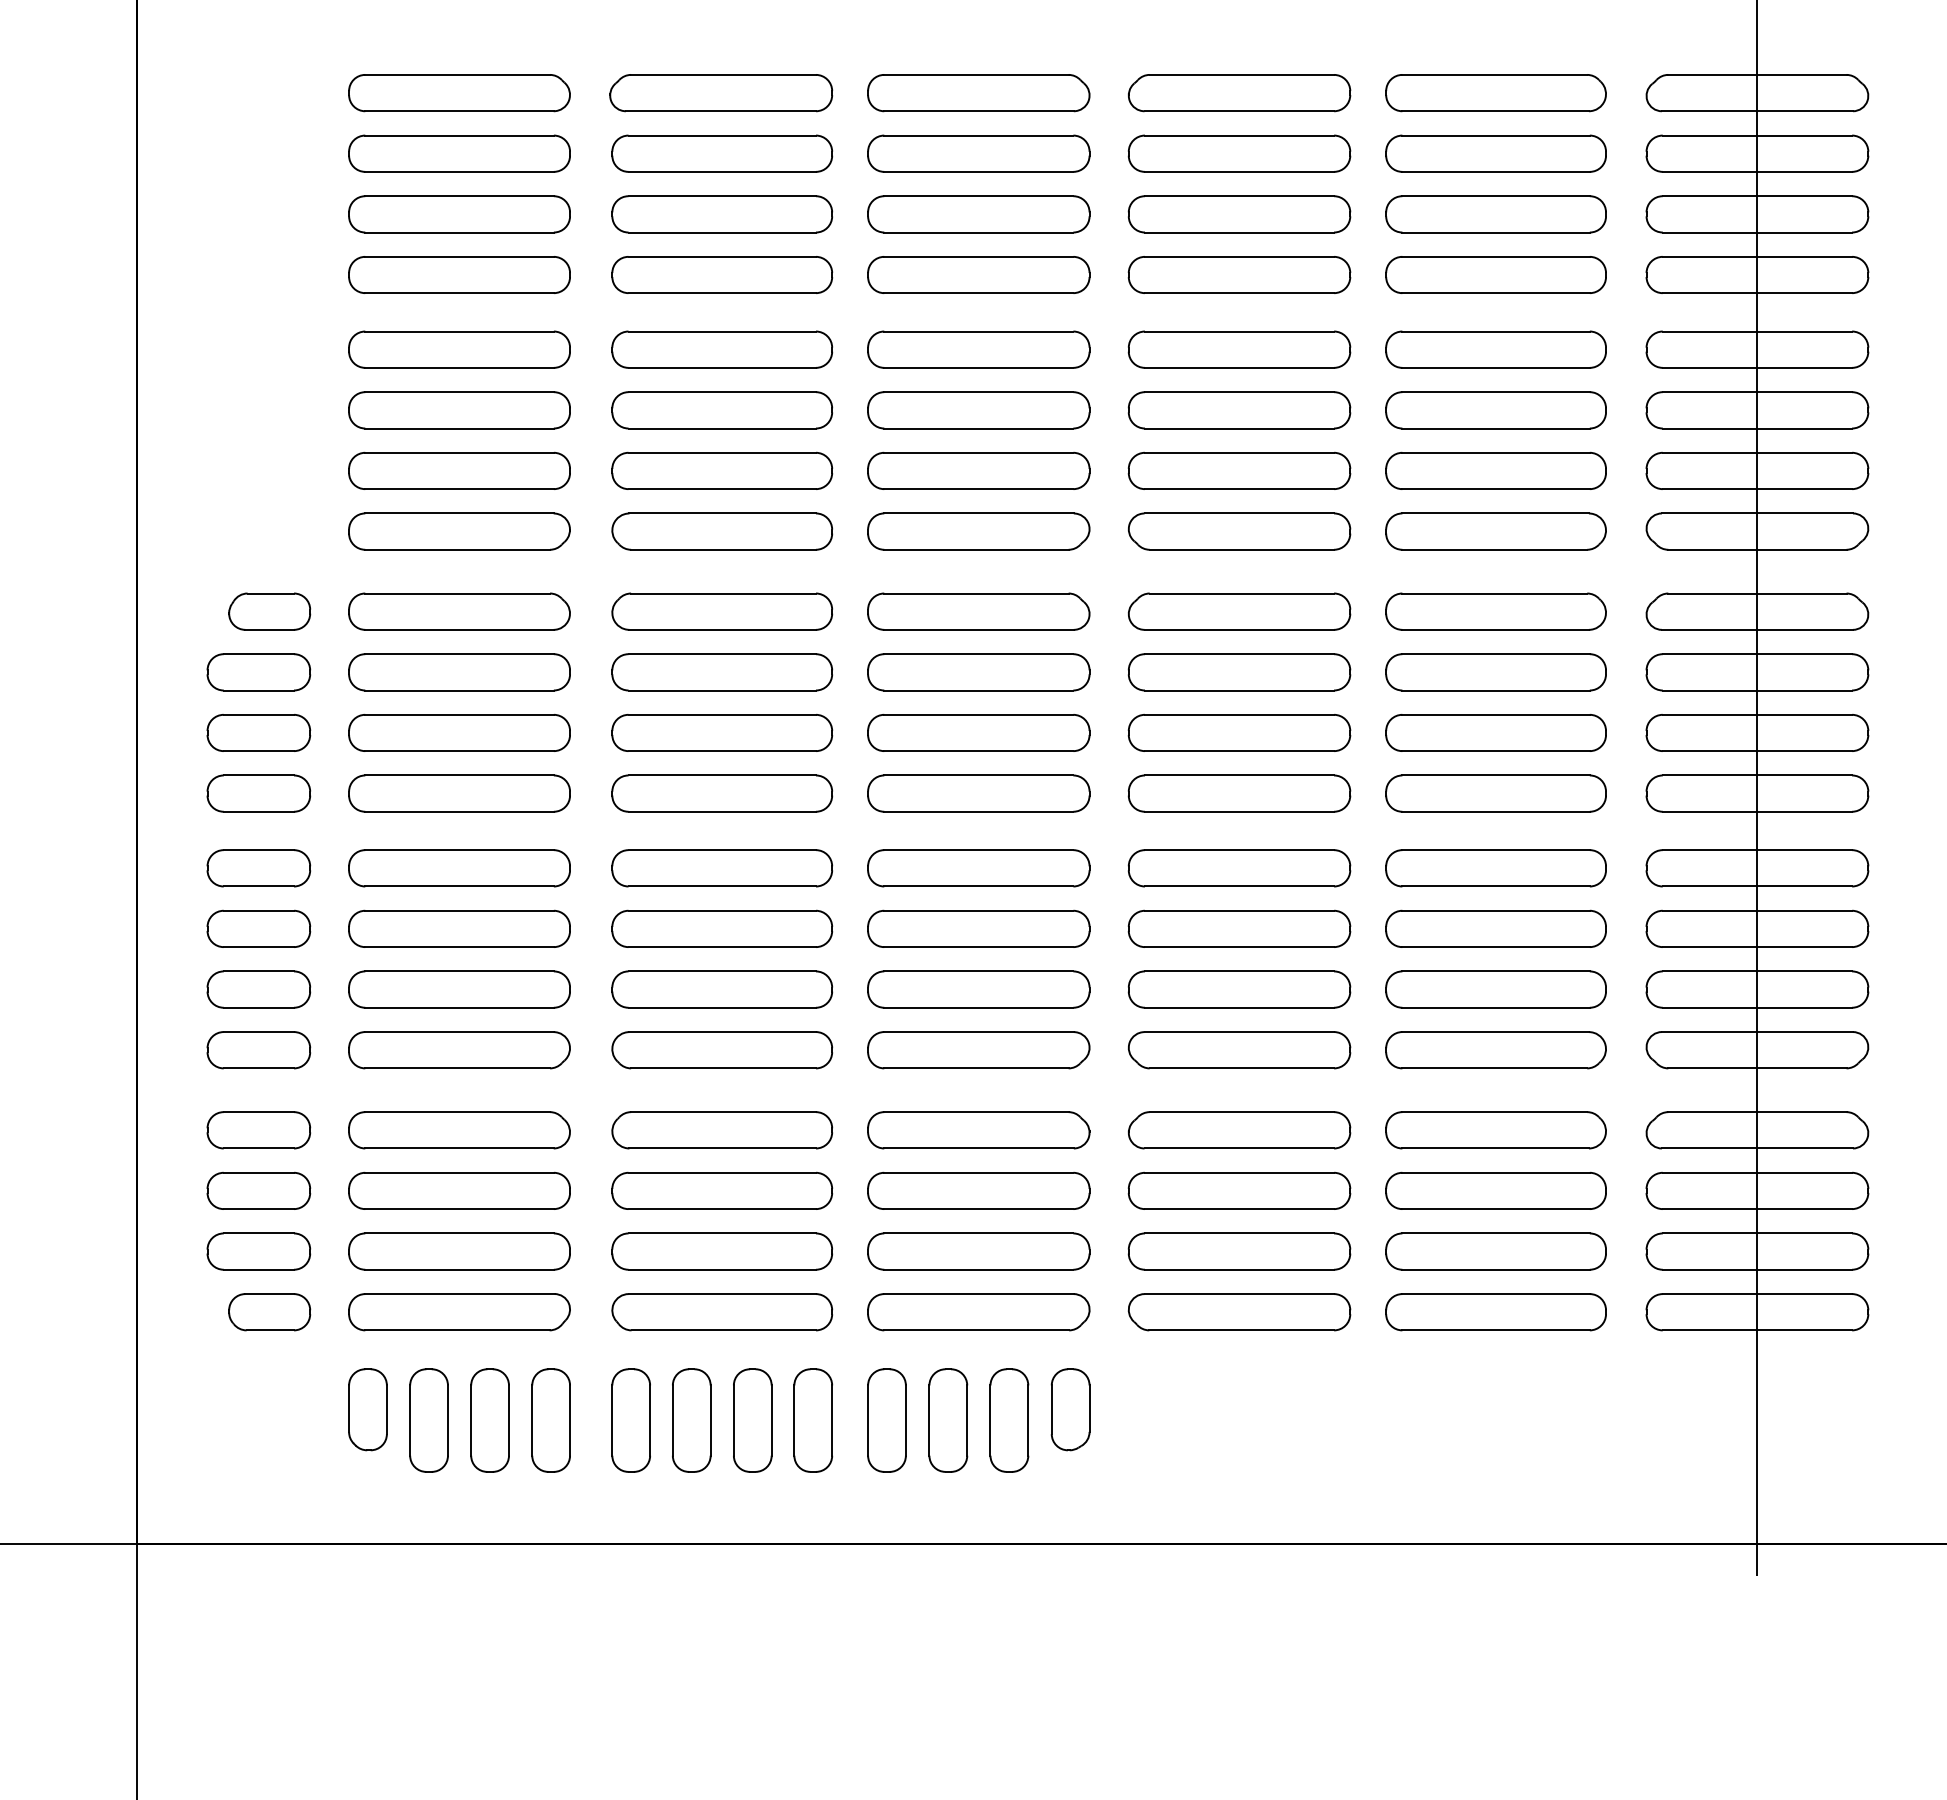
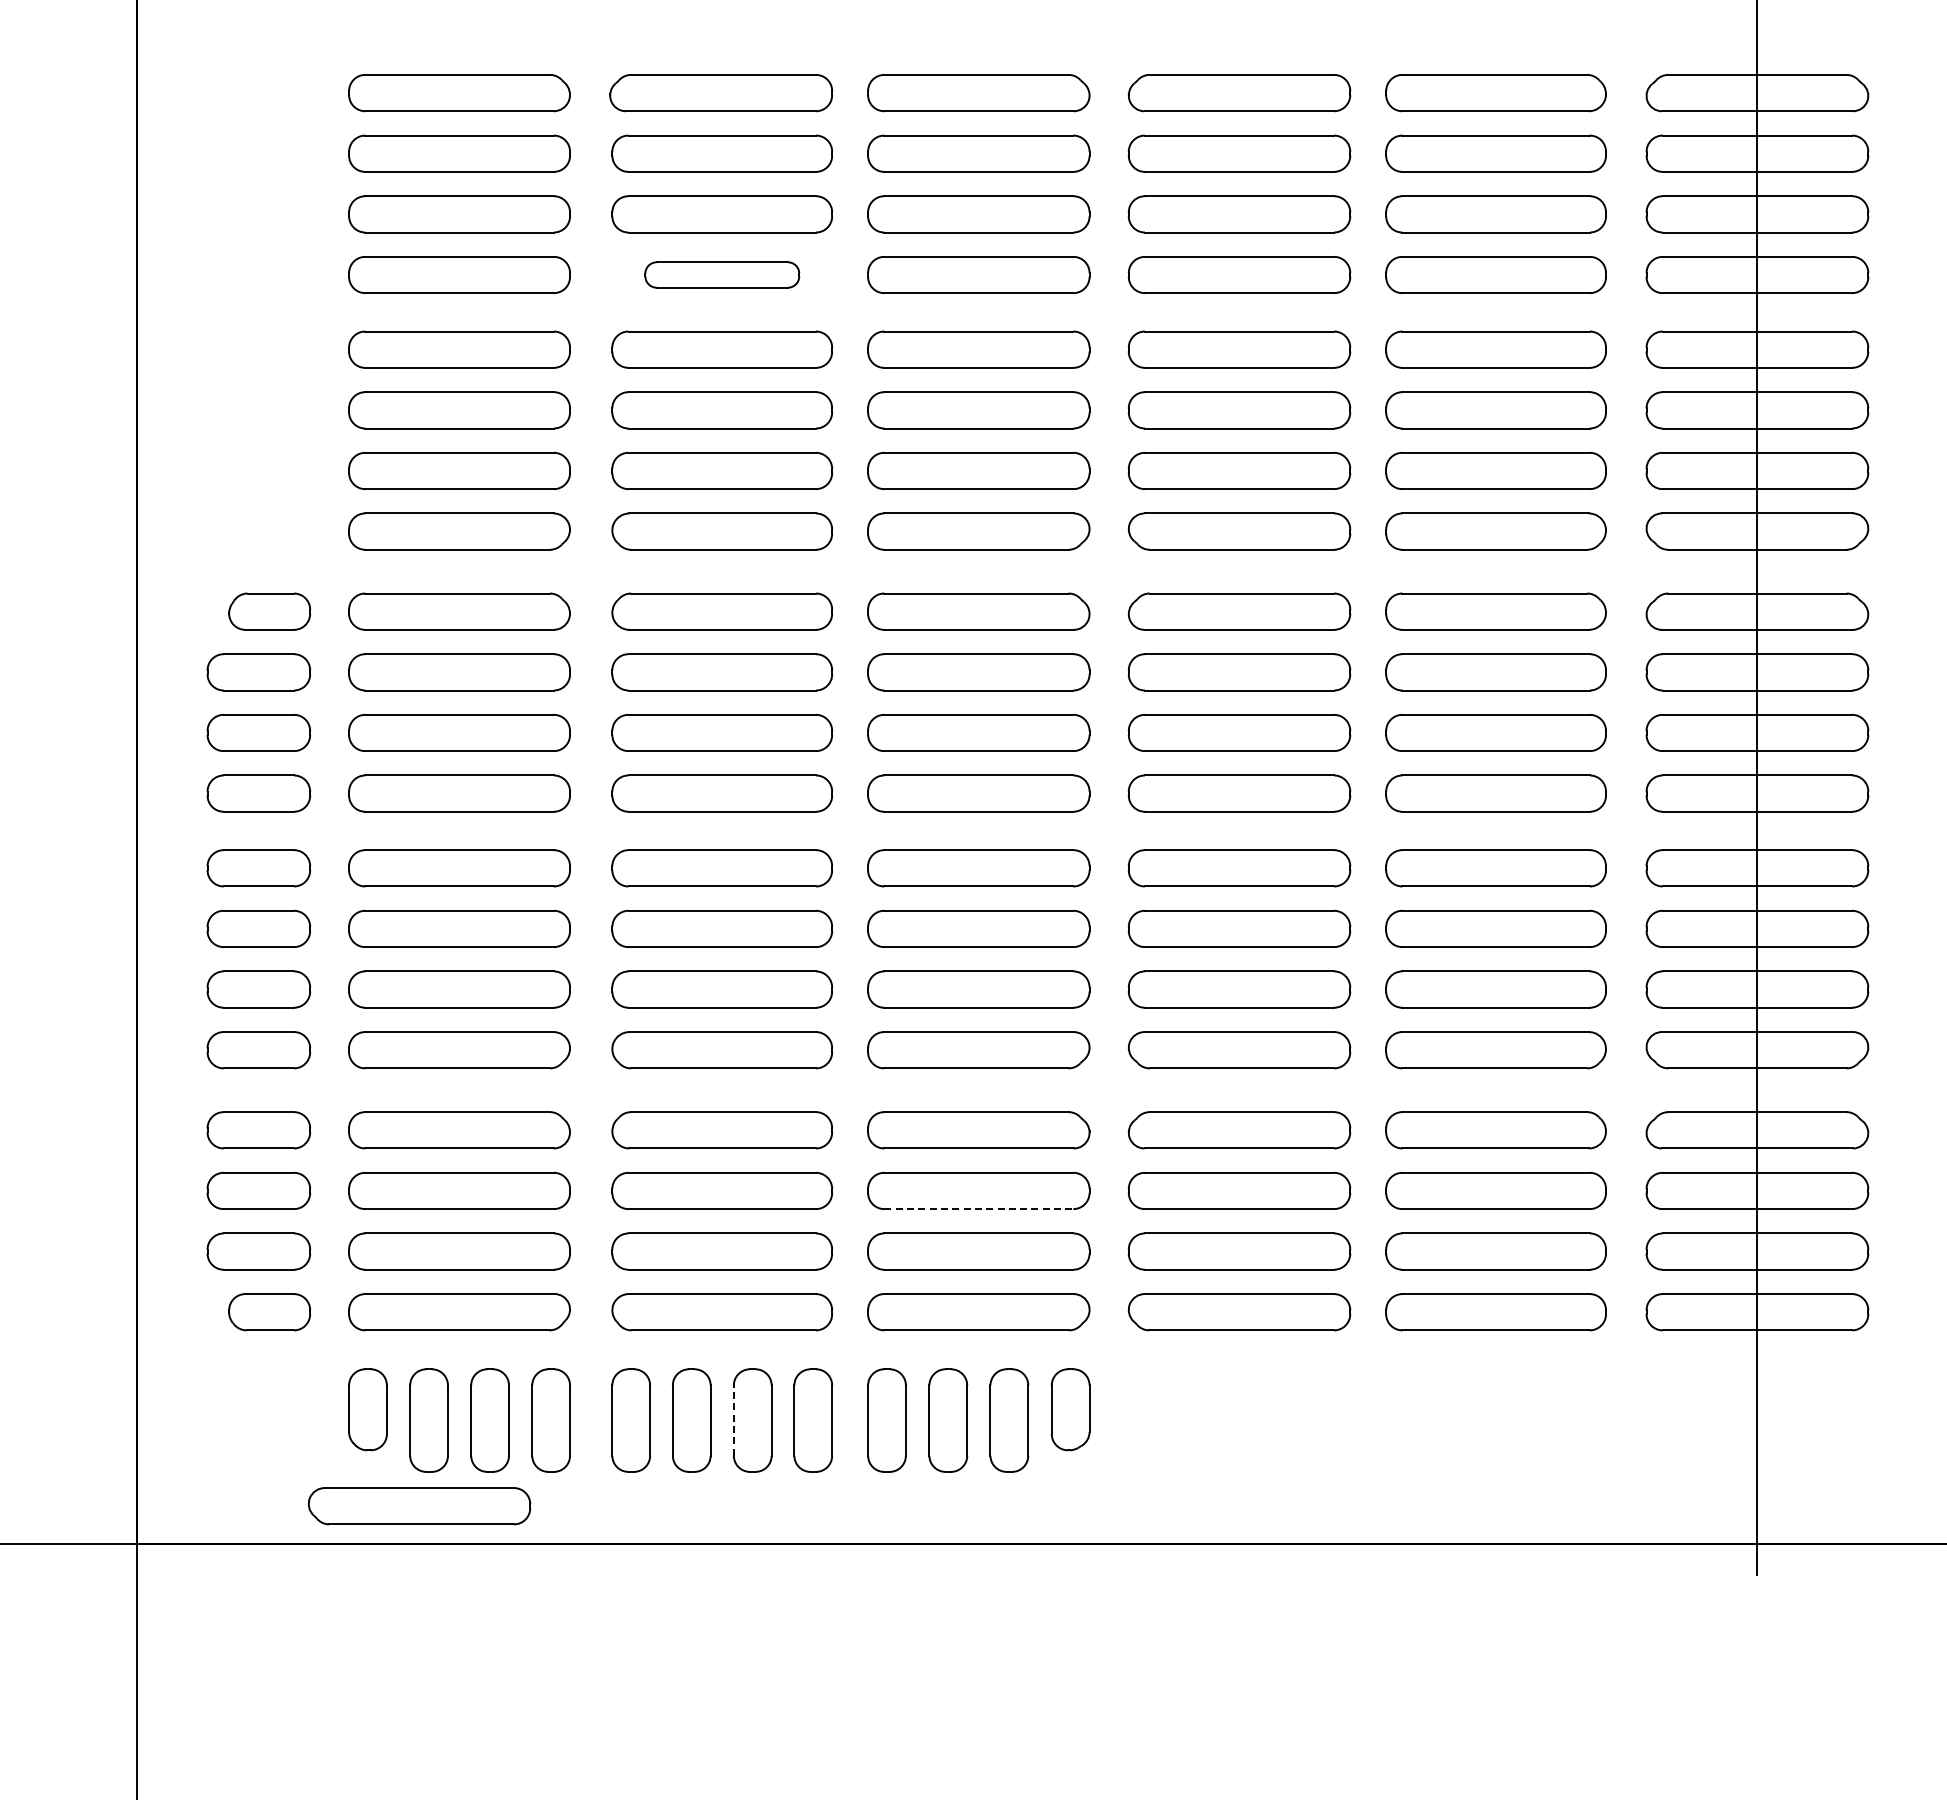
part size: 223x38 px -> 157x28 px (722, 274)
line: solid -> dashed (978, 1209)
line: solid -> dashed (733, 1420)
part: none -> present (419, 1506)
